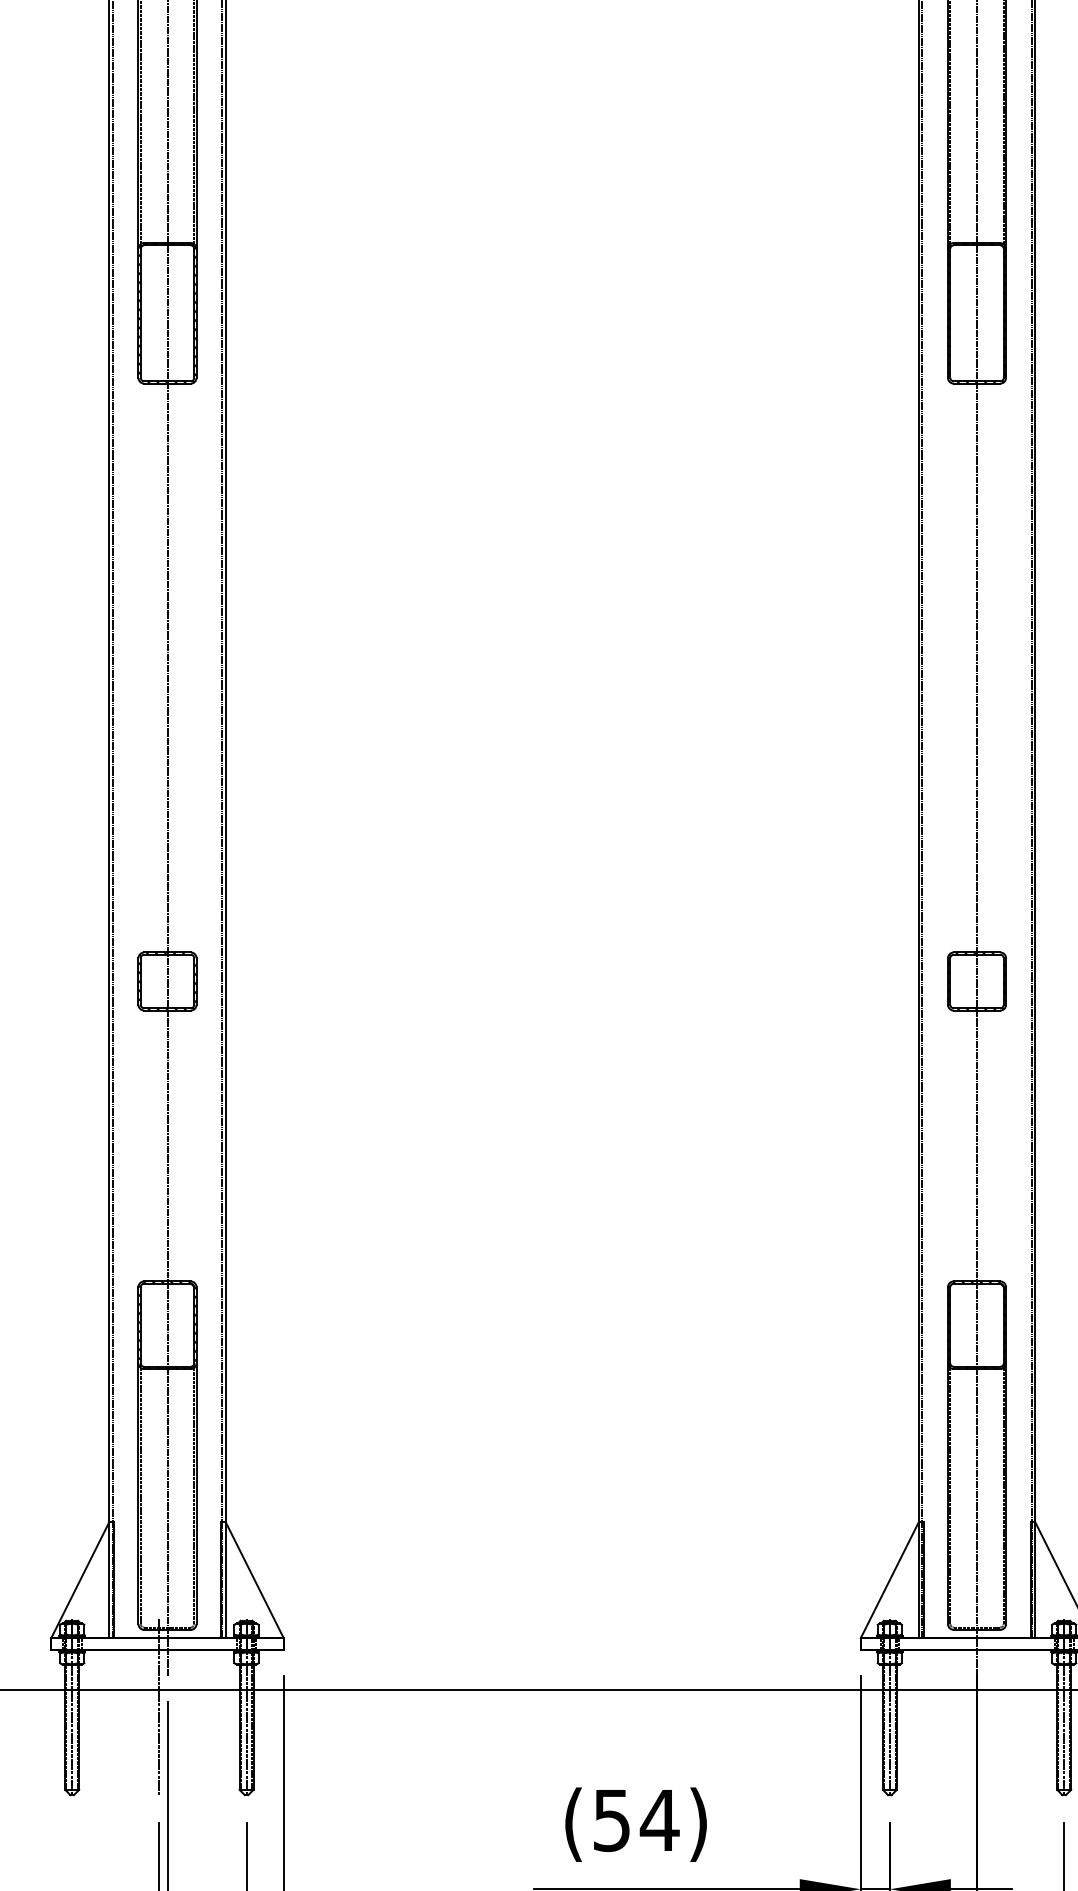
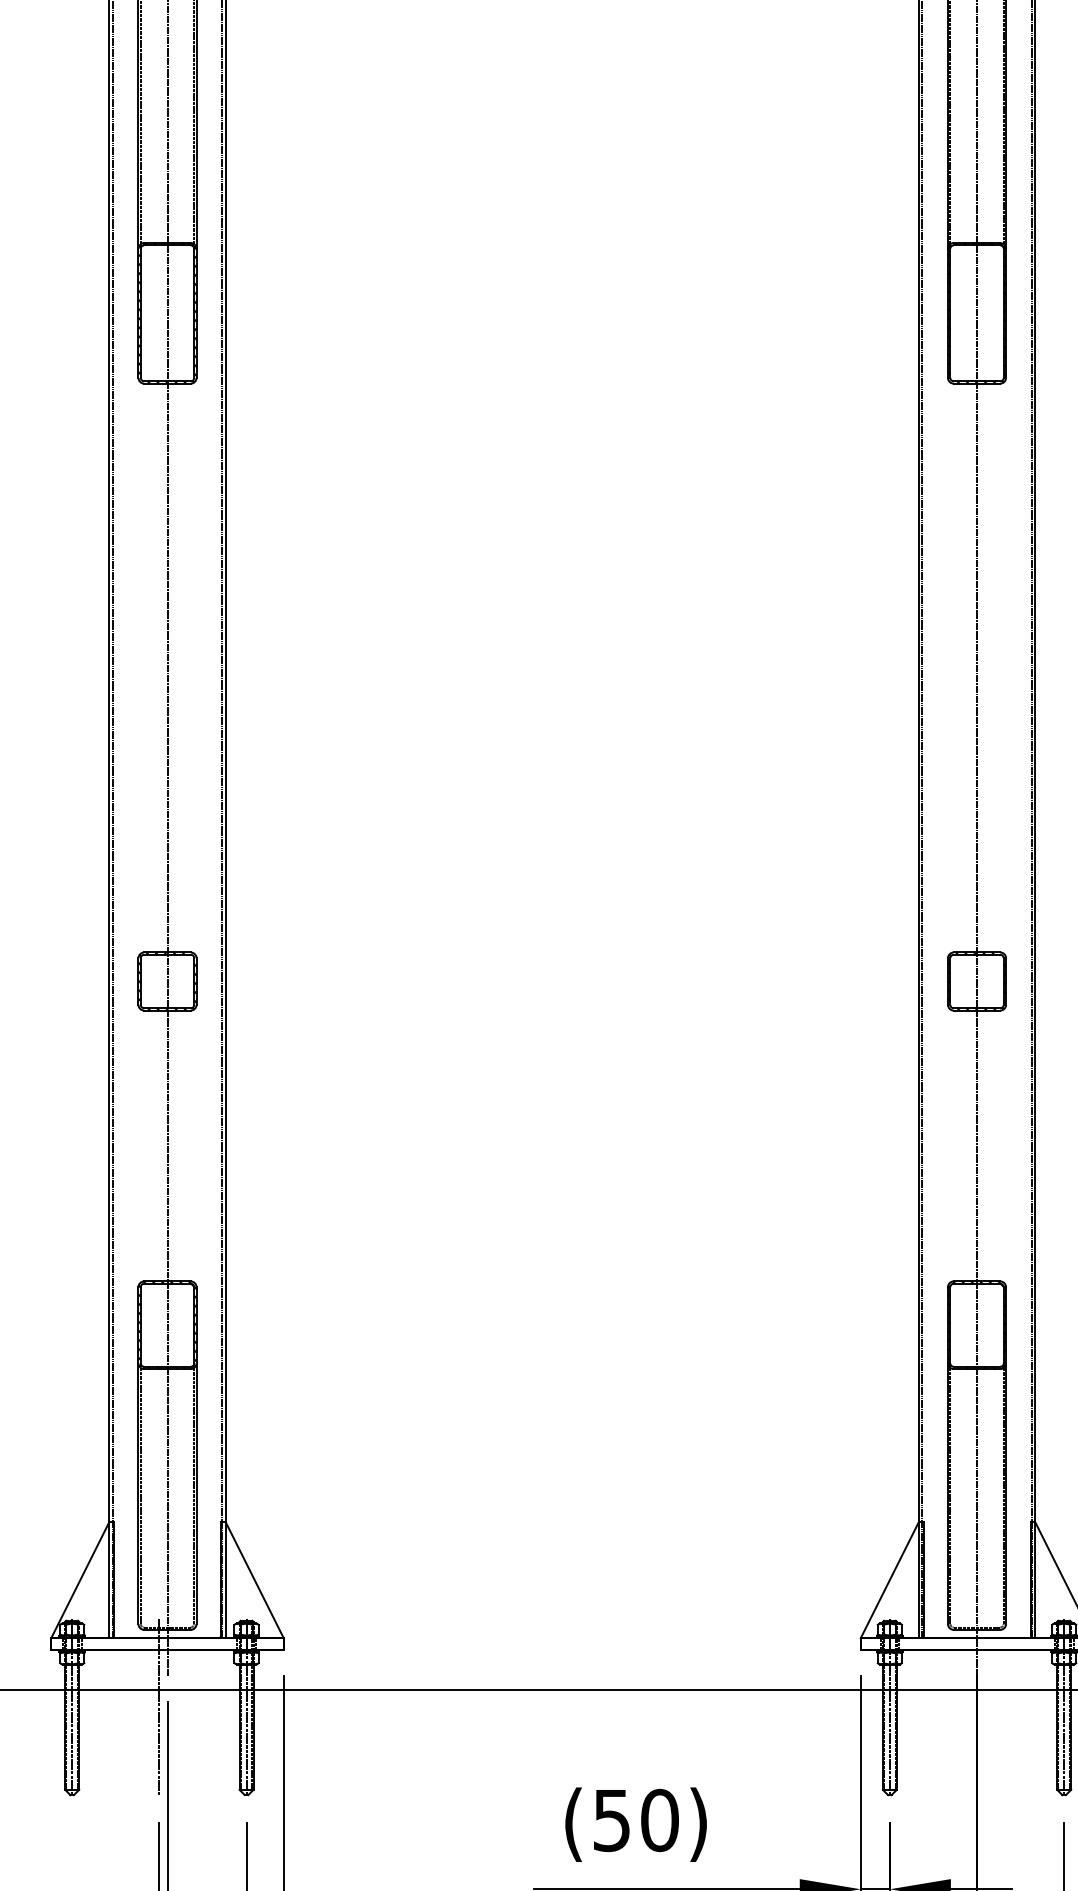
text: (54) -> (50) (659, 1820)
